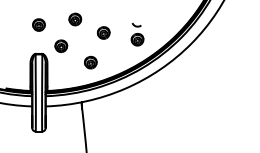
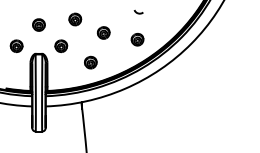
curve position: (136, 25) -> (138, 12) (138, 12)
part: none -> present (16, 46)
